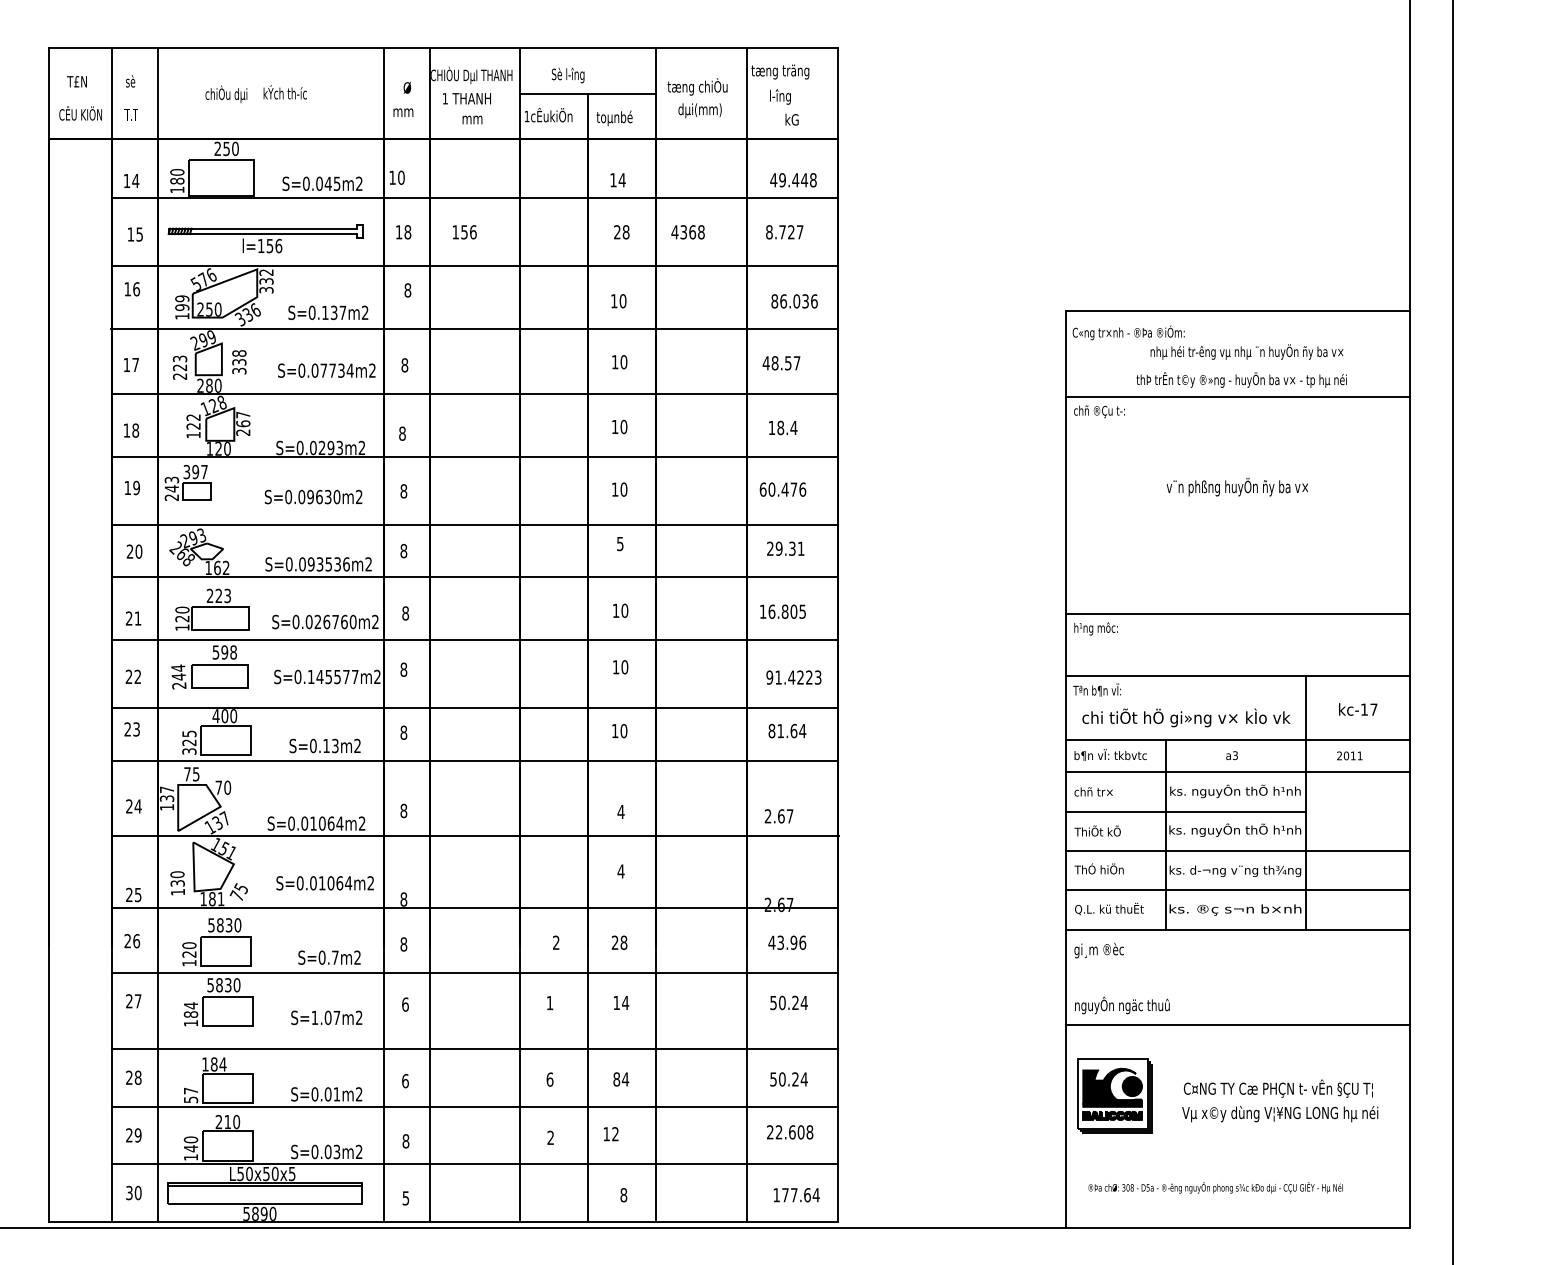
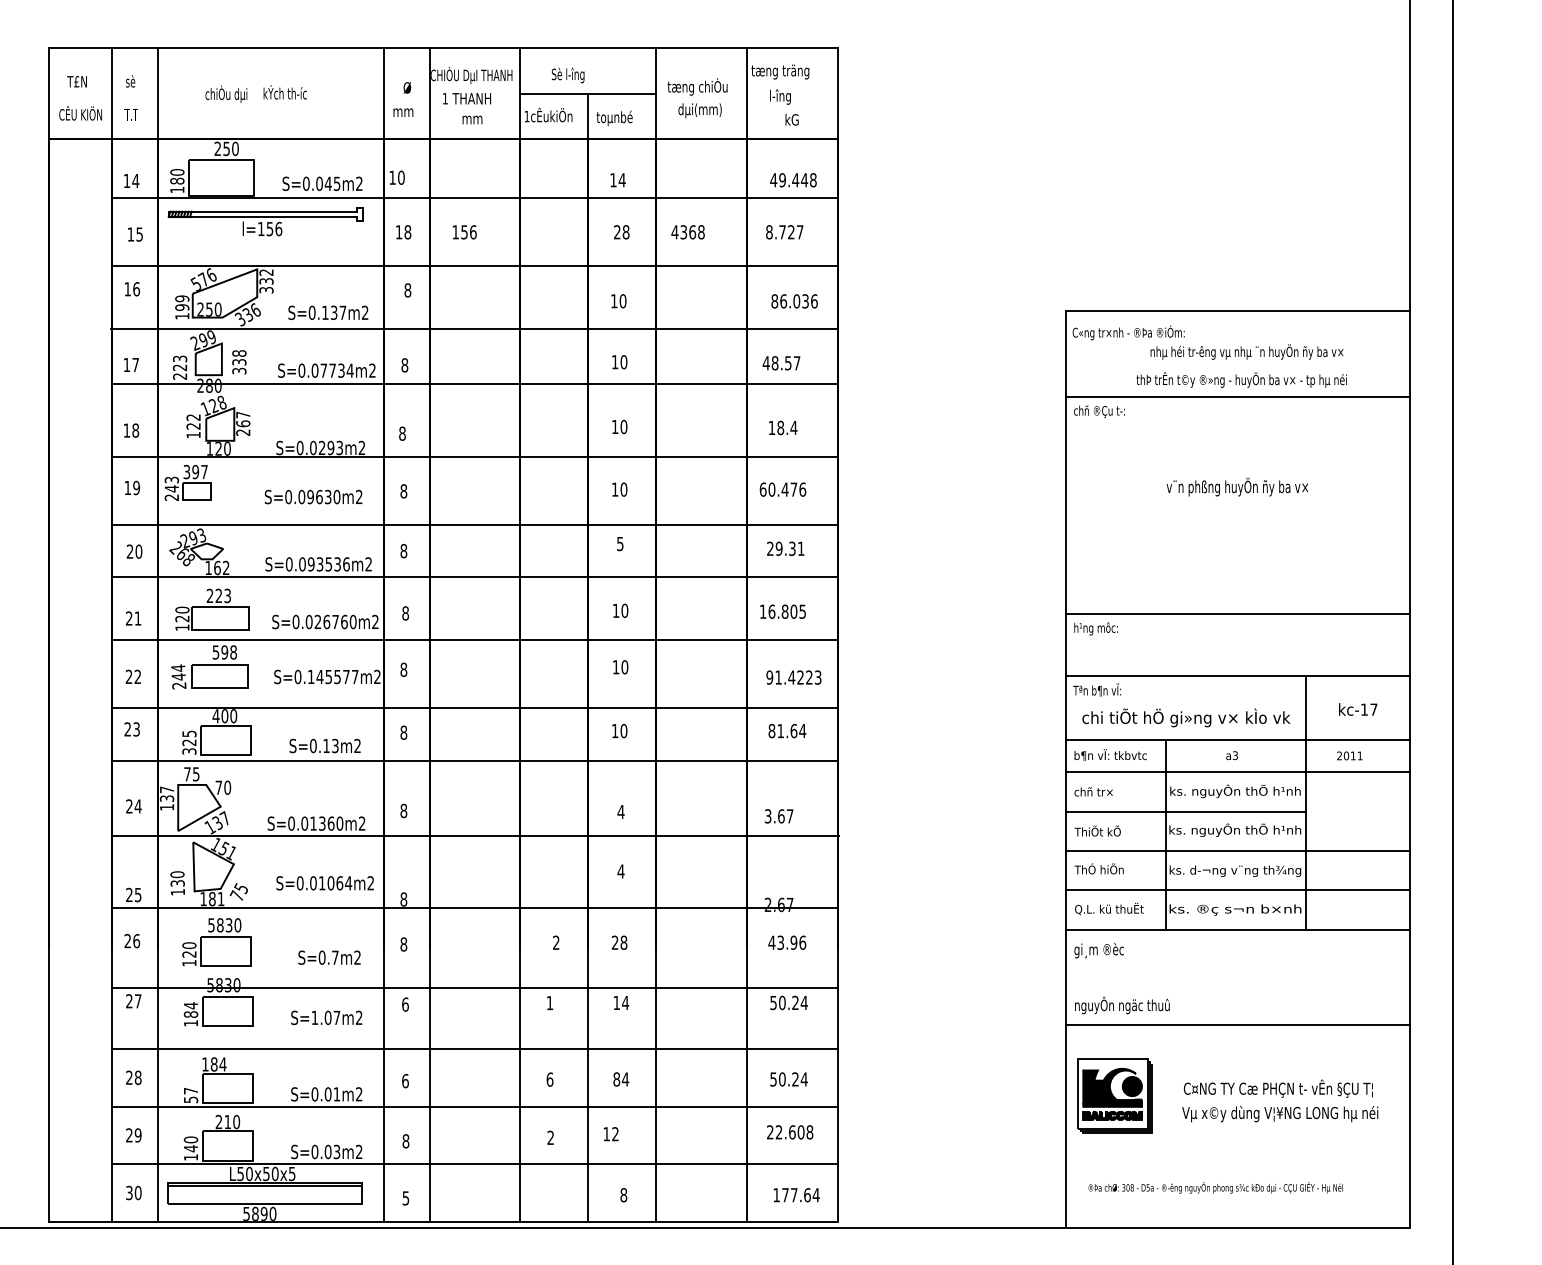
part position: (265, 238) -> (265, 221) (265, 221)
line position: (474, 393) -> (474, 383) (474, 383)
text: 2.67 -> 3.67 (767, 816)
text: S=0.01064m2 -> S=0.01360m2 (331, 823)
line position: (474, 972) -> (474, 987) (474, 987)
